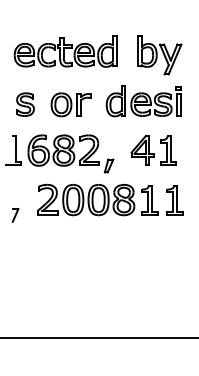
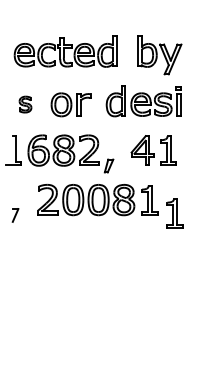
part size: 19x25 px -> 15x19 px (25, 104)
part position: (174, 200) -> (174, 213) (174, 213)
line: present -> none (98, 337)
